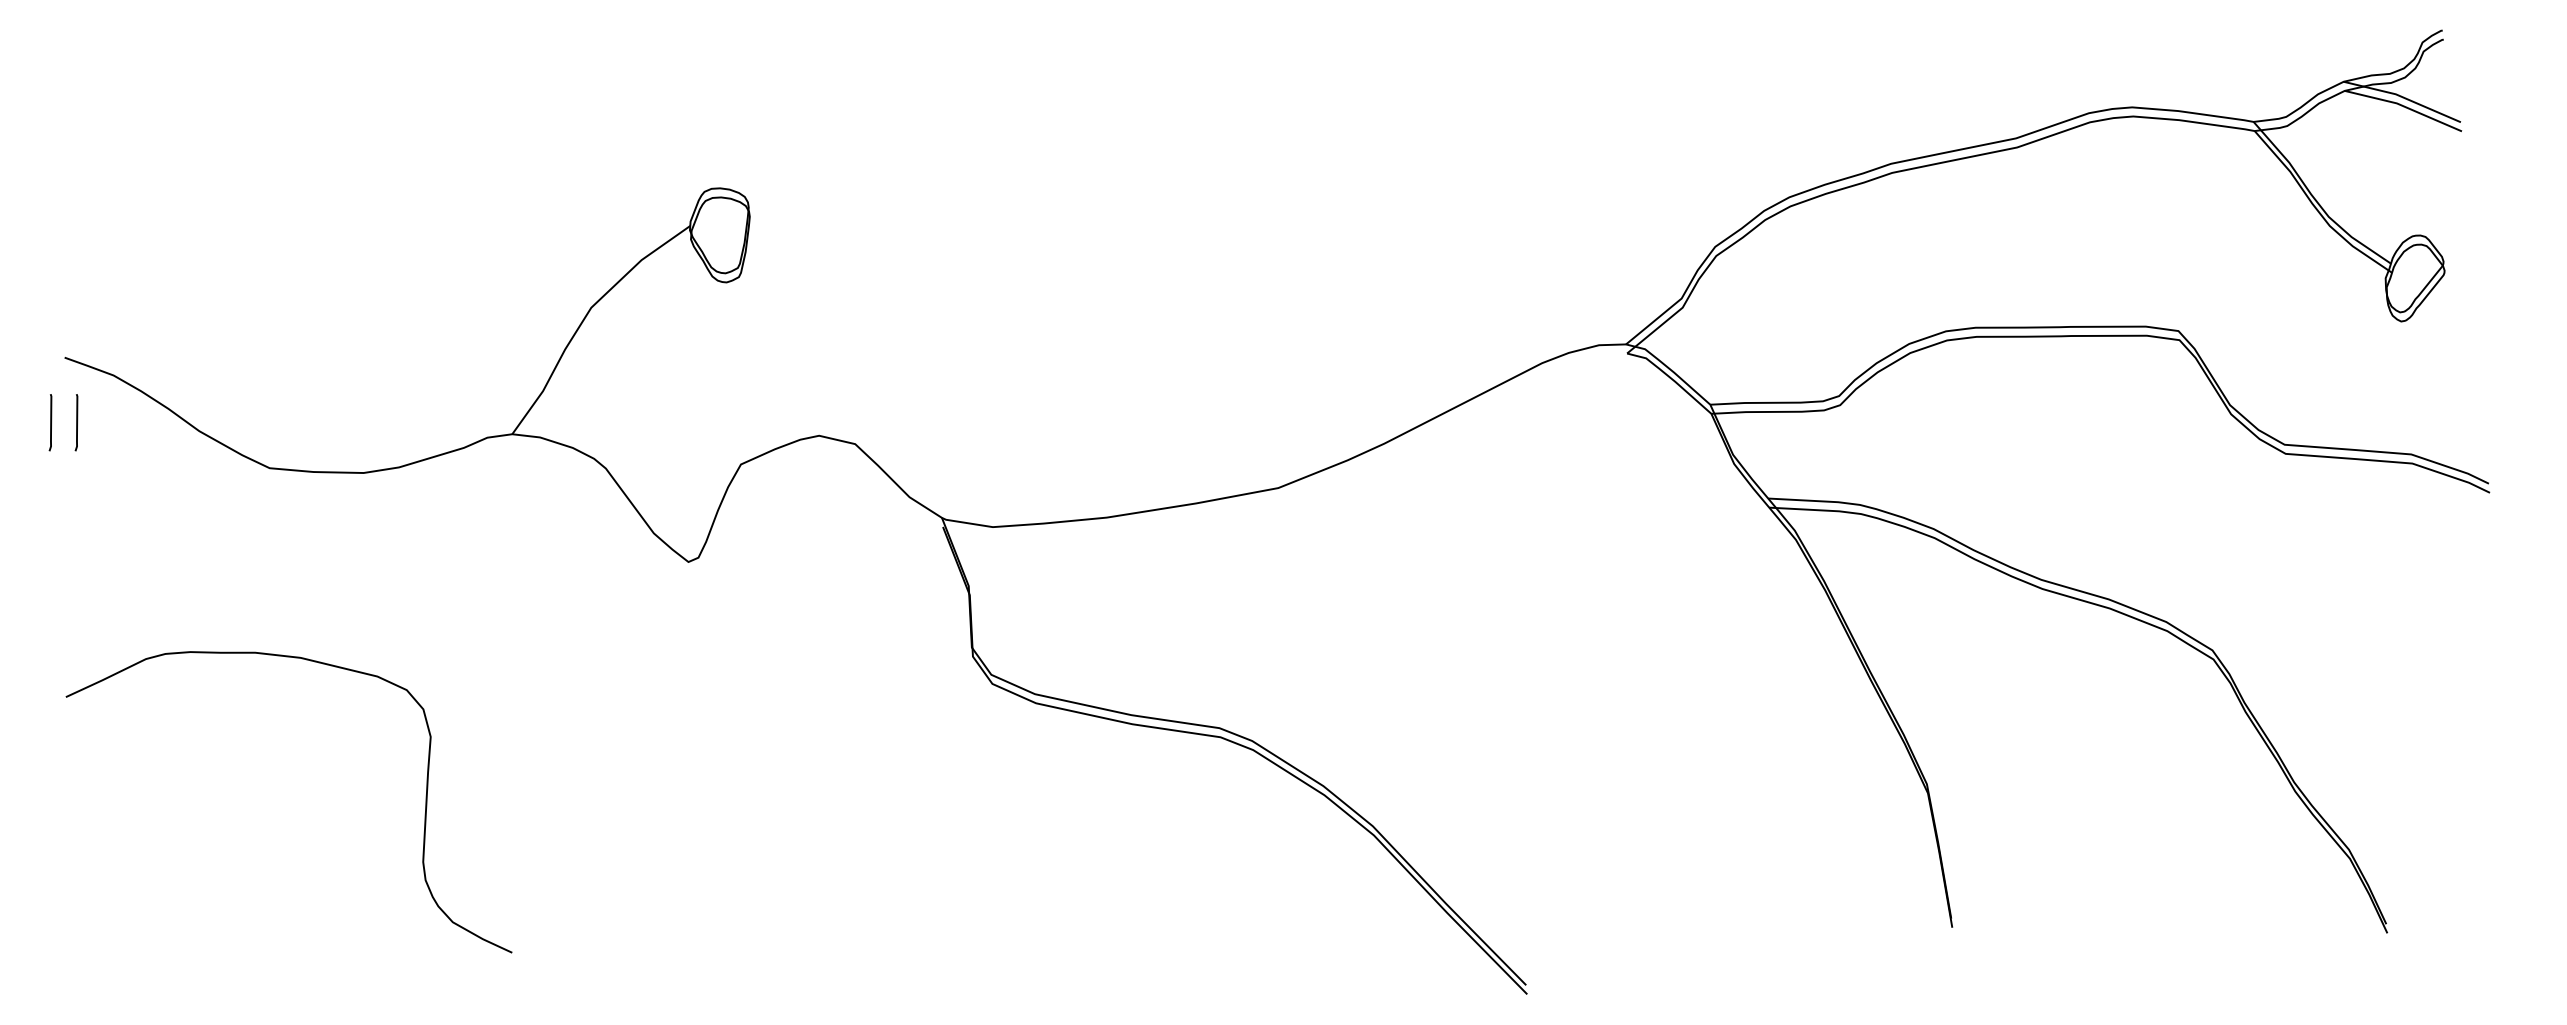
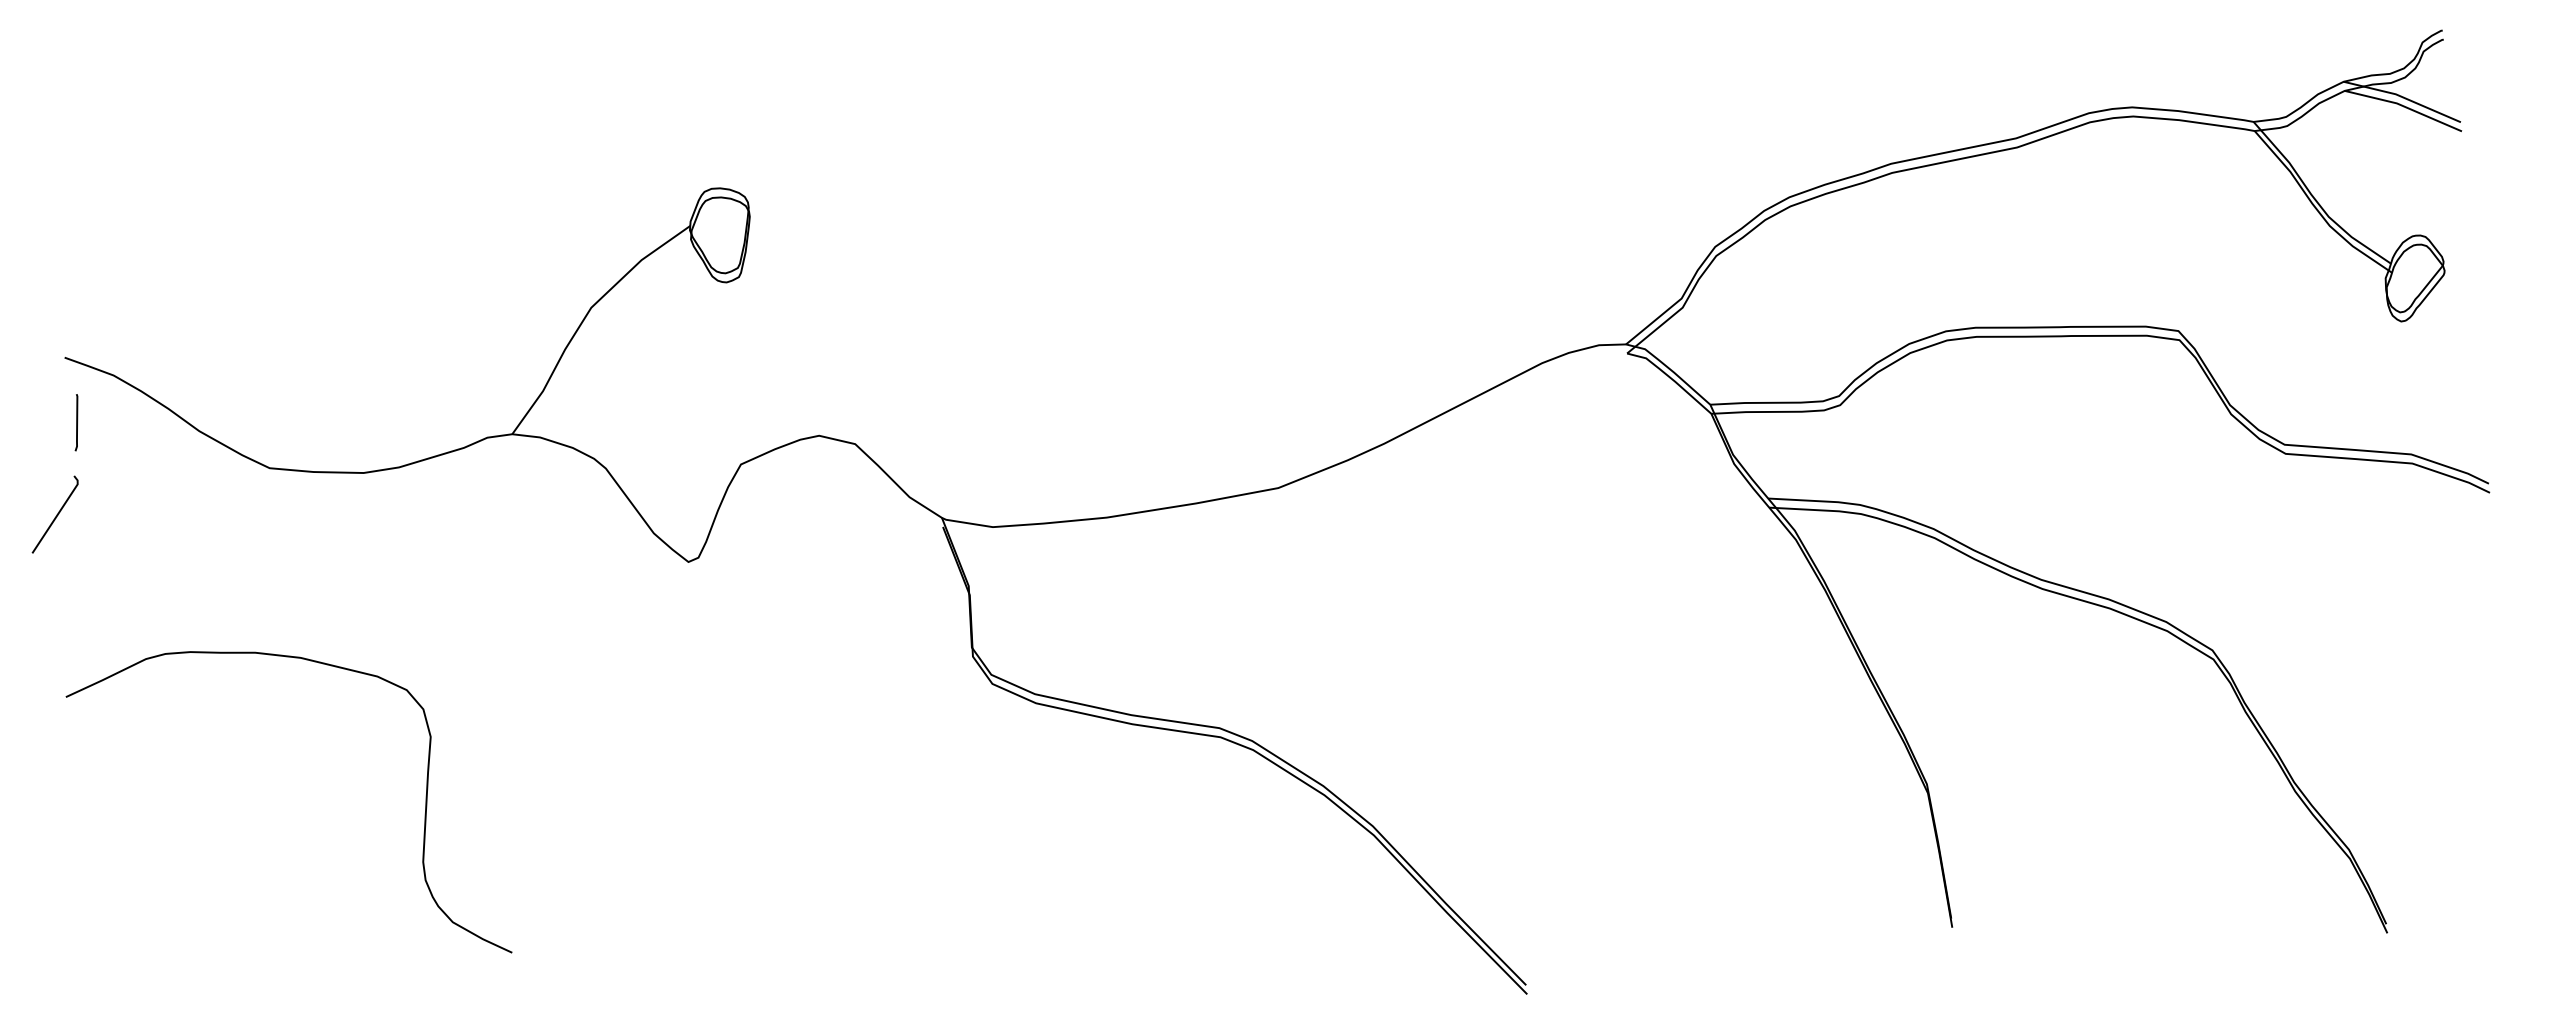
line: present -> none (50, 422)
line: none -> present (56, 514)
